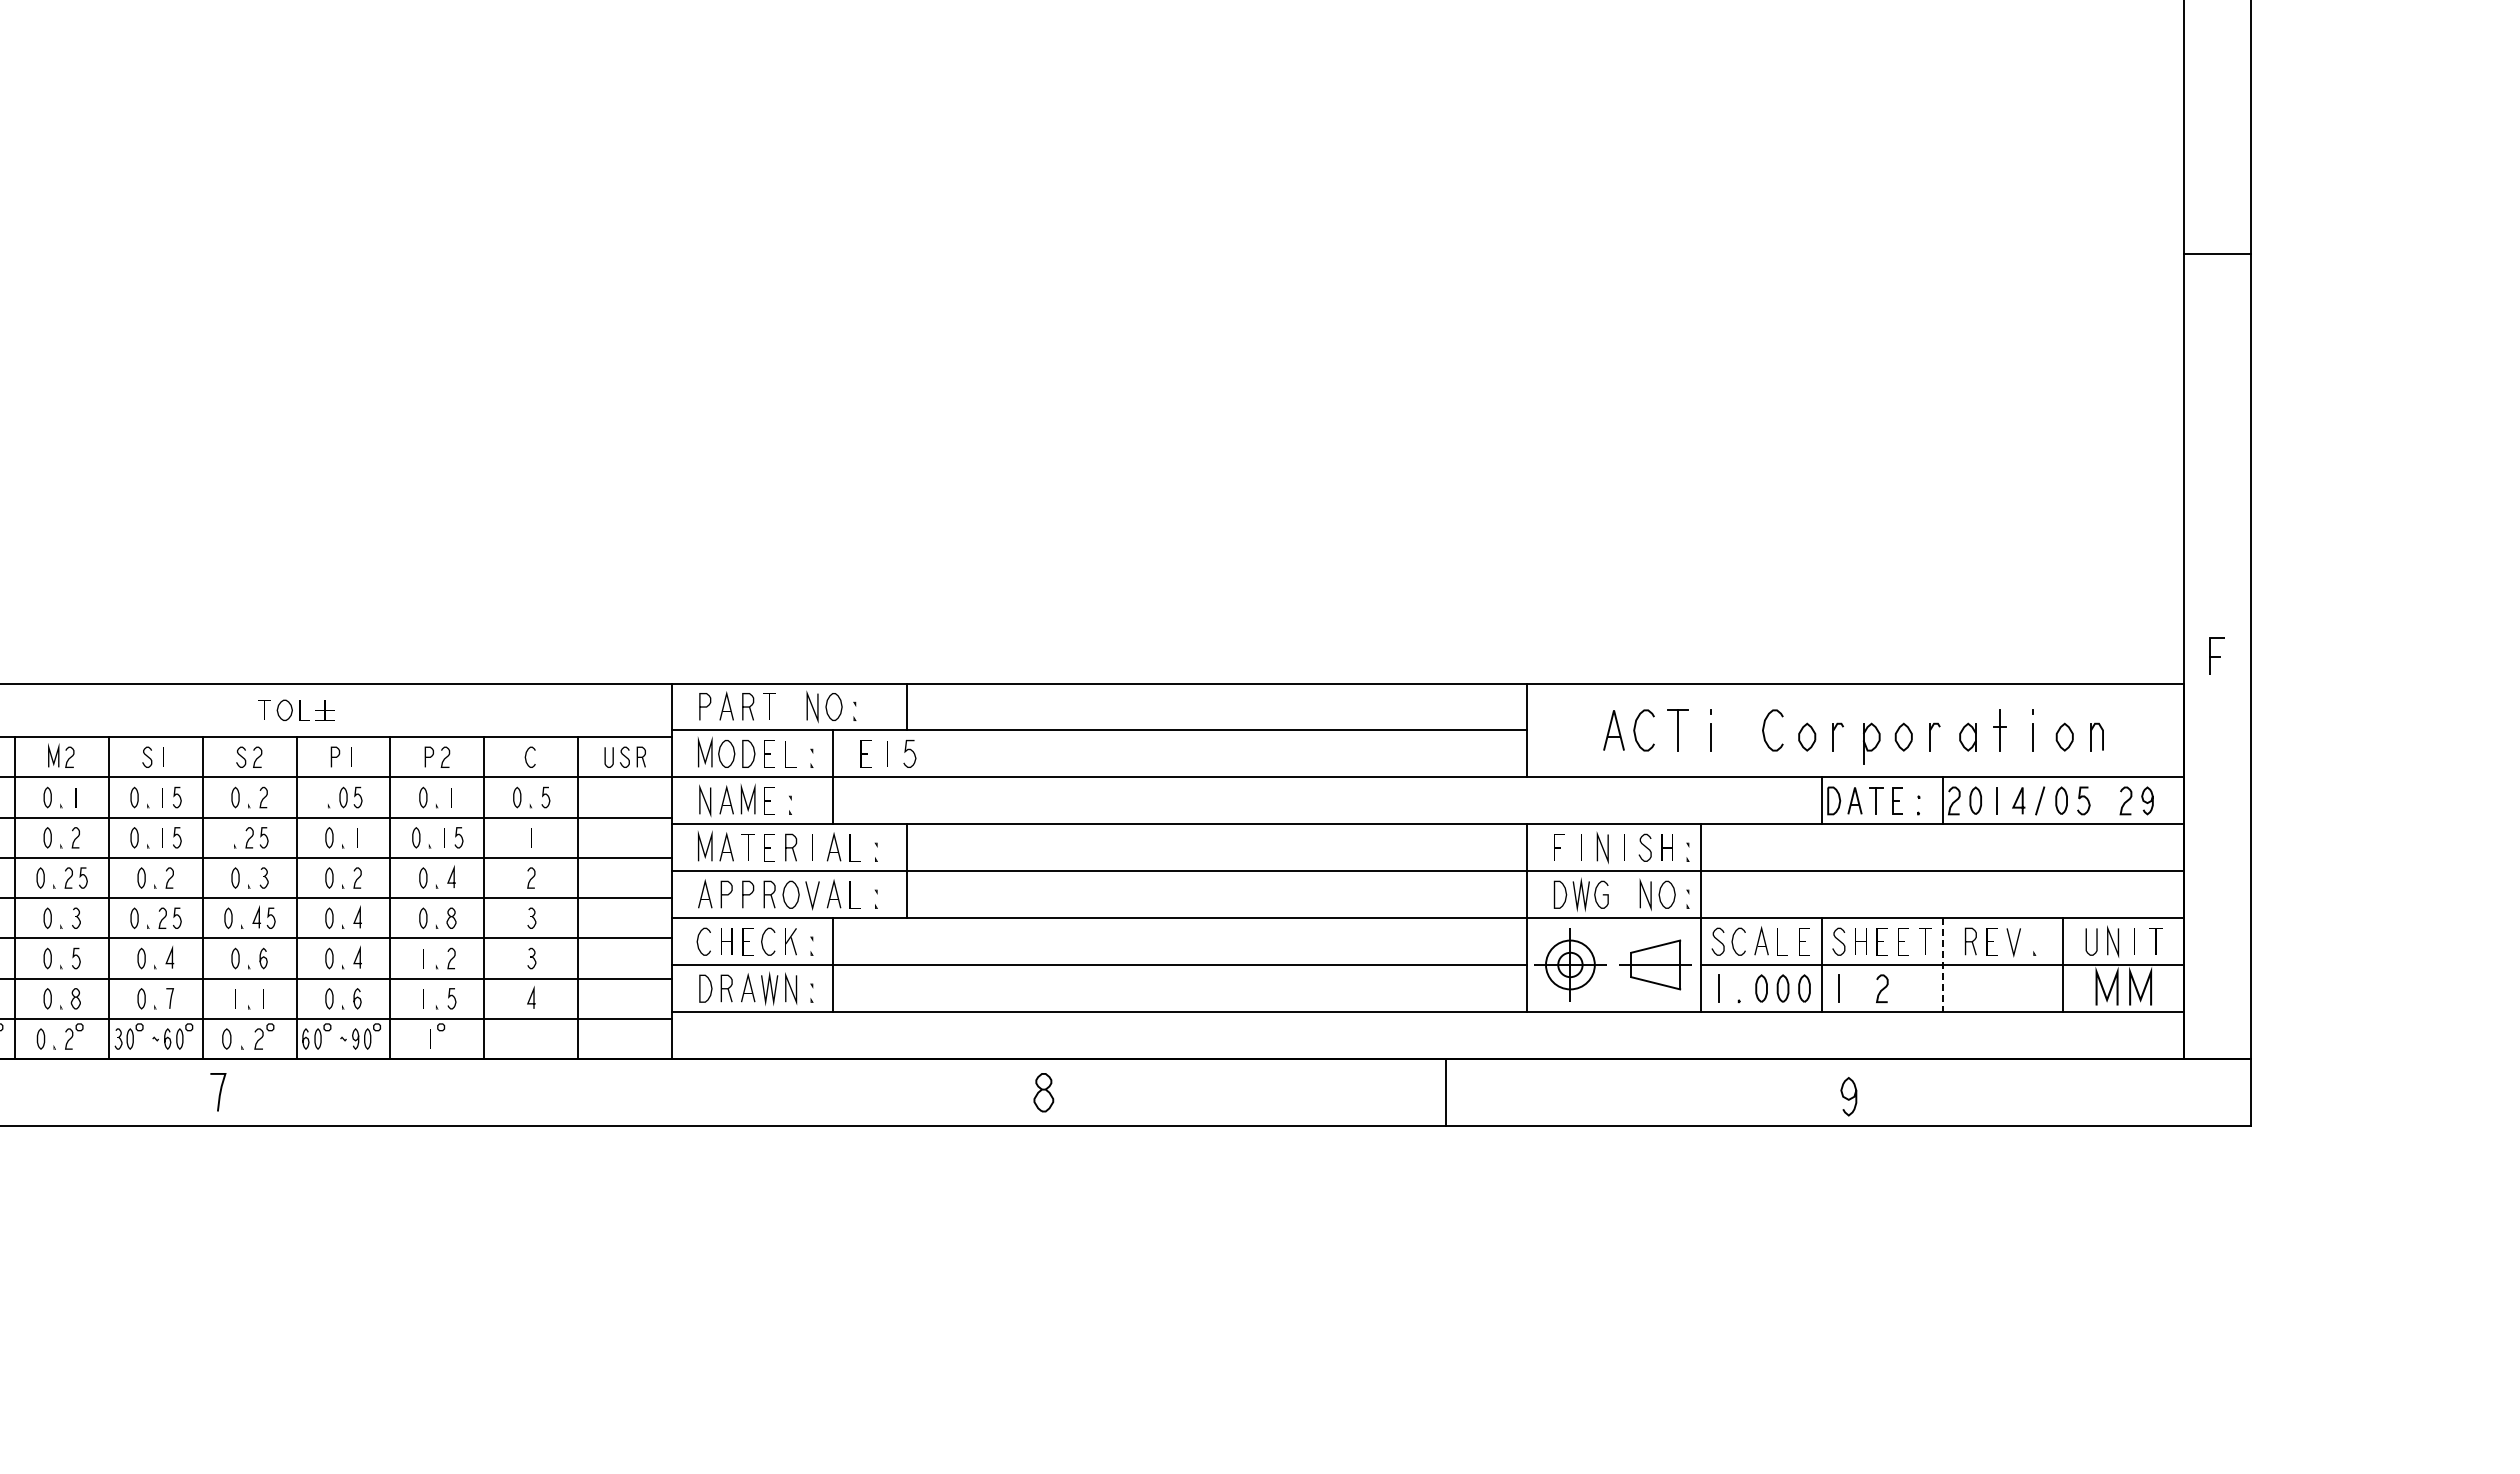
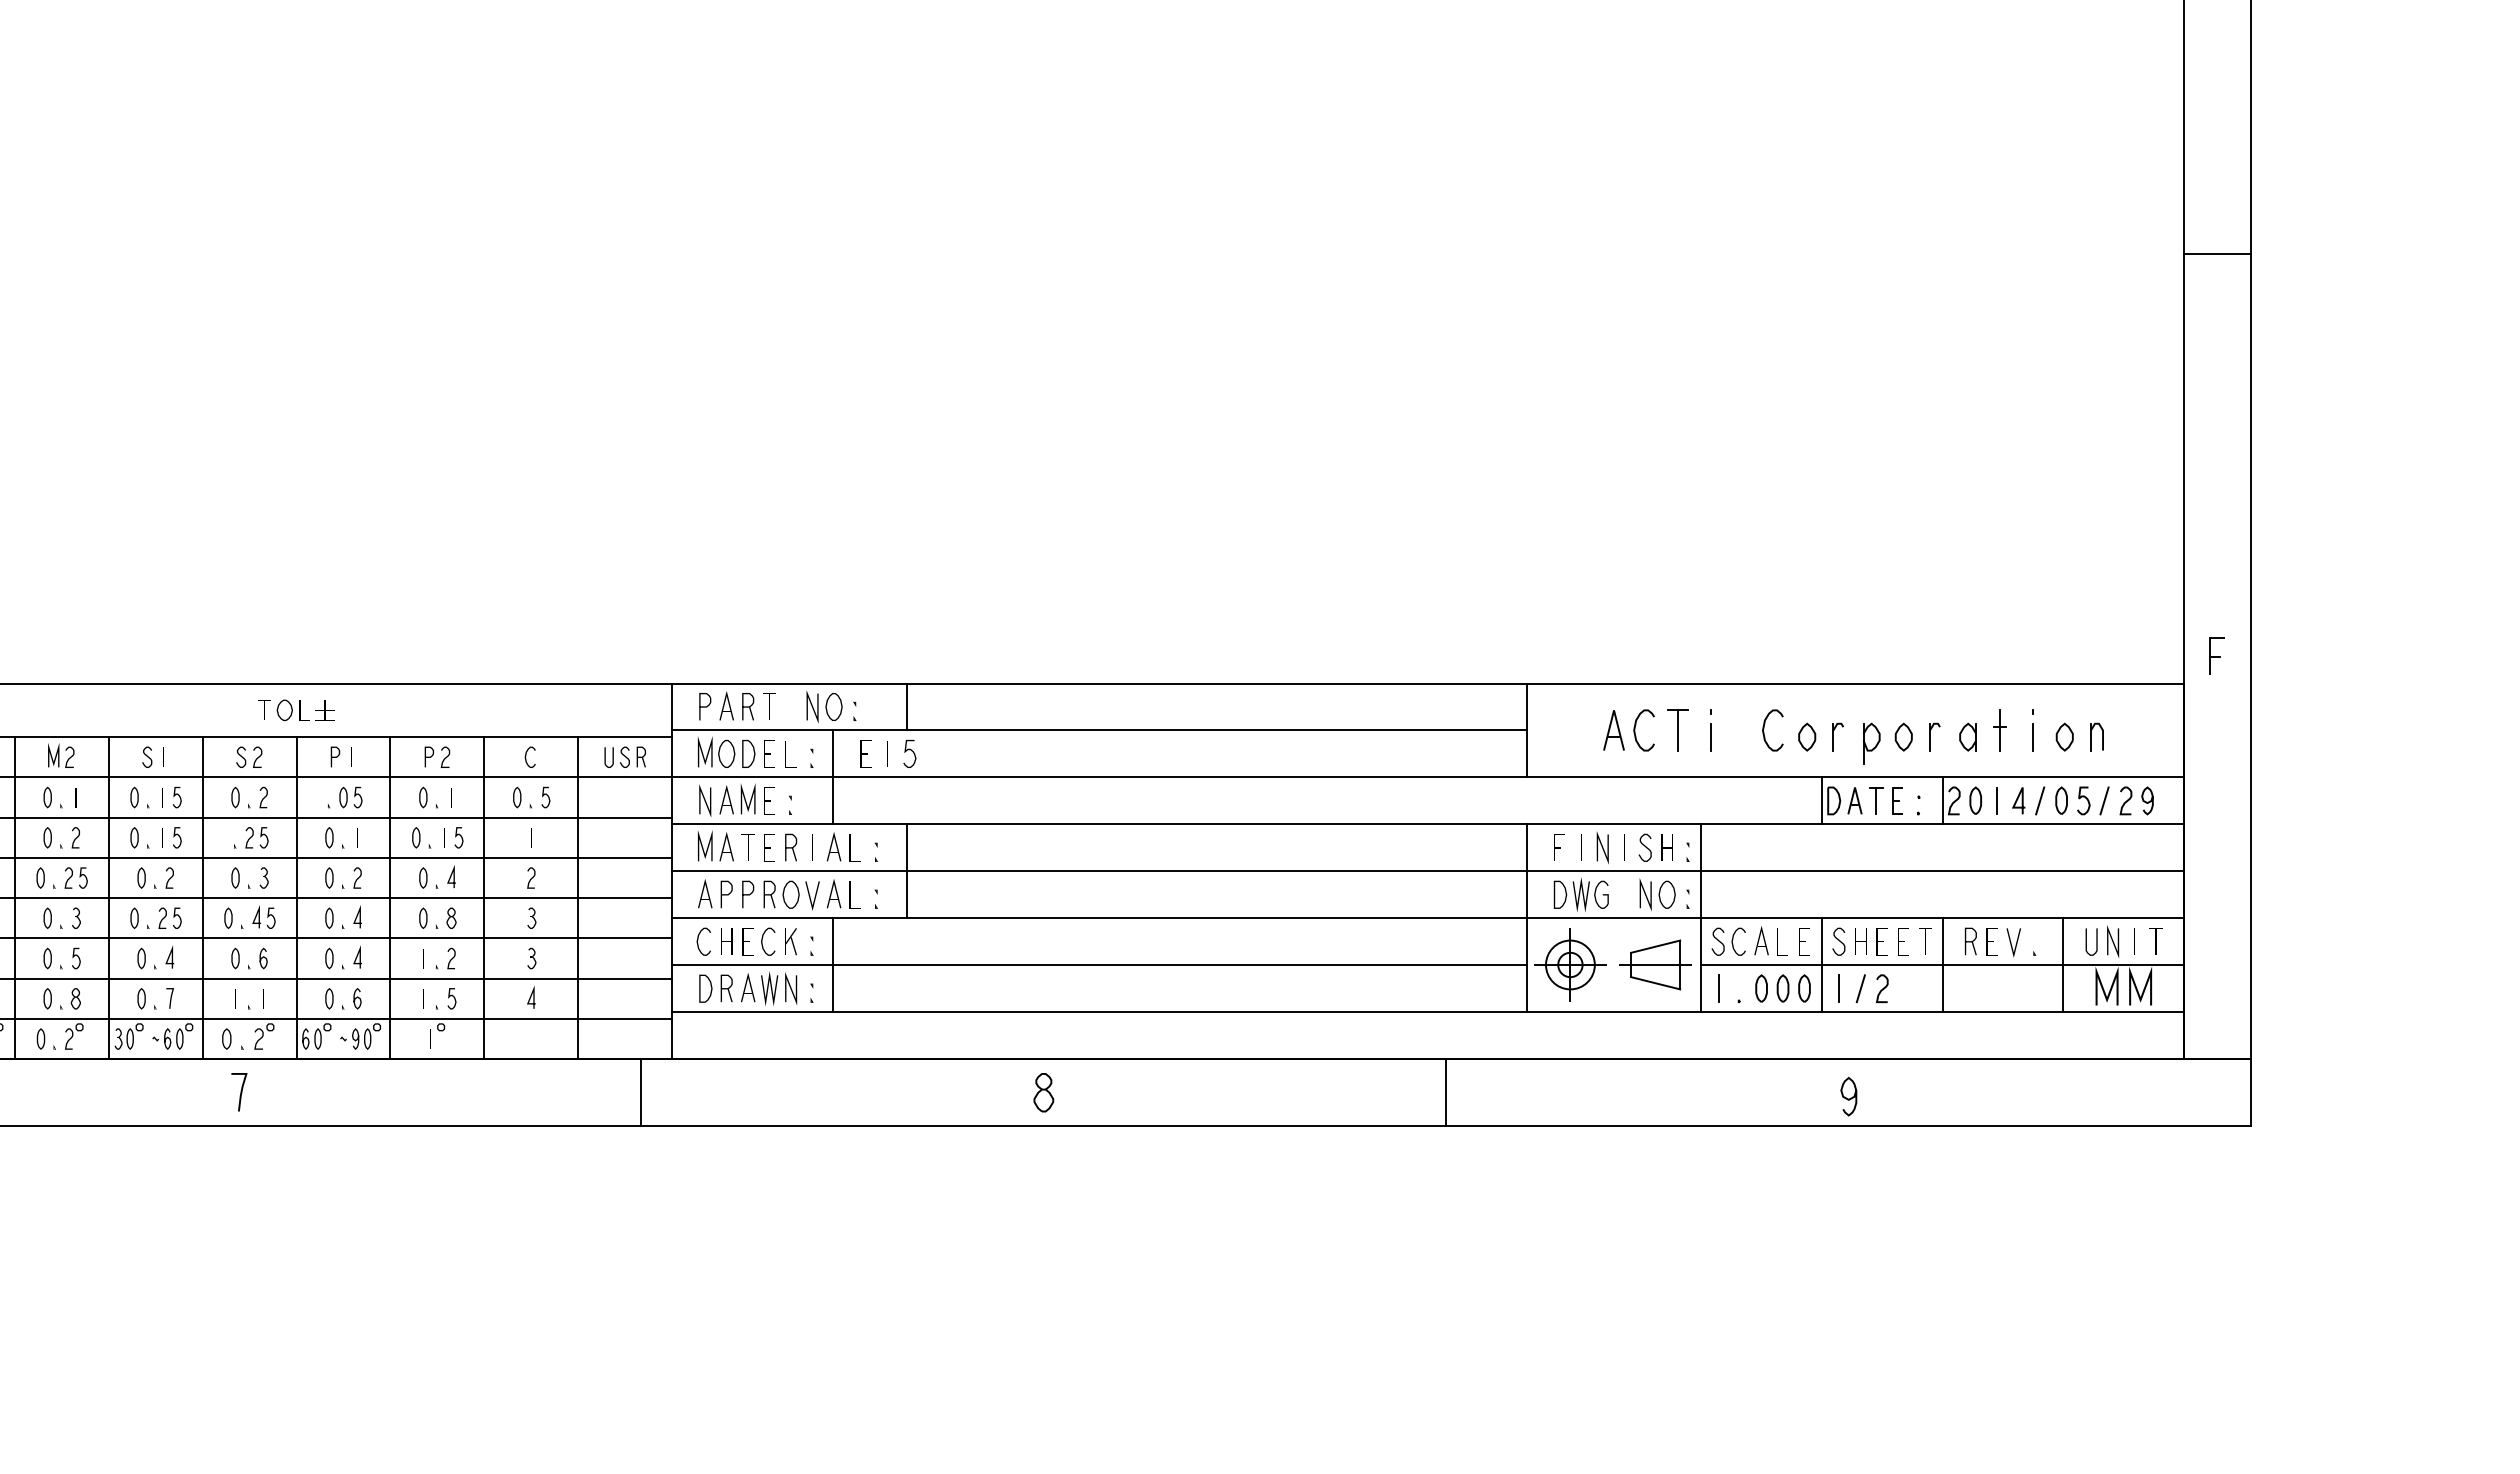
line: none -> present (2104, 800)
line: dashed -> solid (1942, 965)
line: none -> present (1860, 988)
curve position: (219, 1092) -> (240, 1092) (240, 1092)
line: none -> present (641, 1092)
